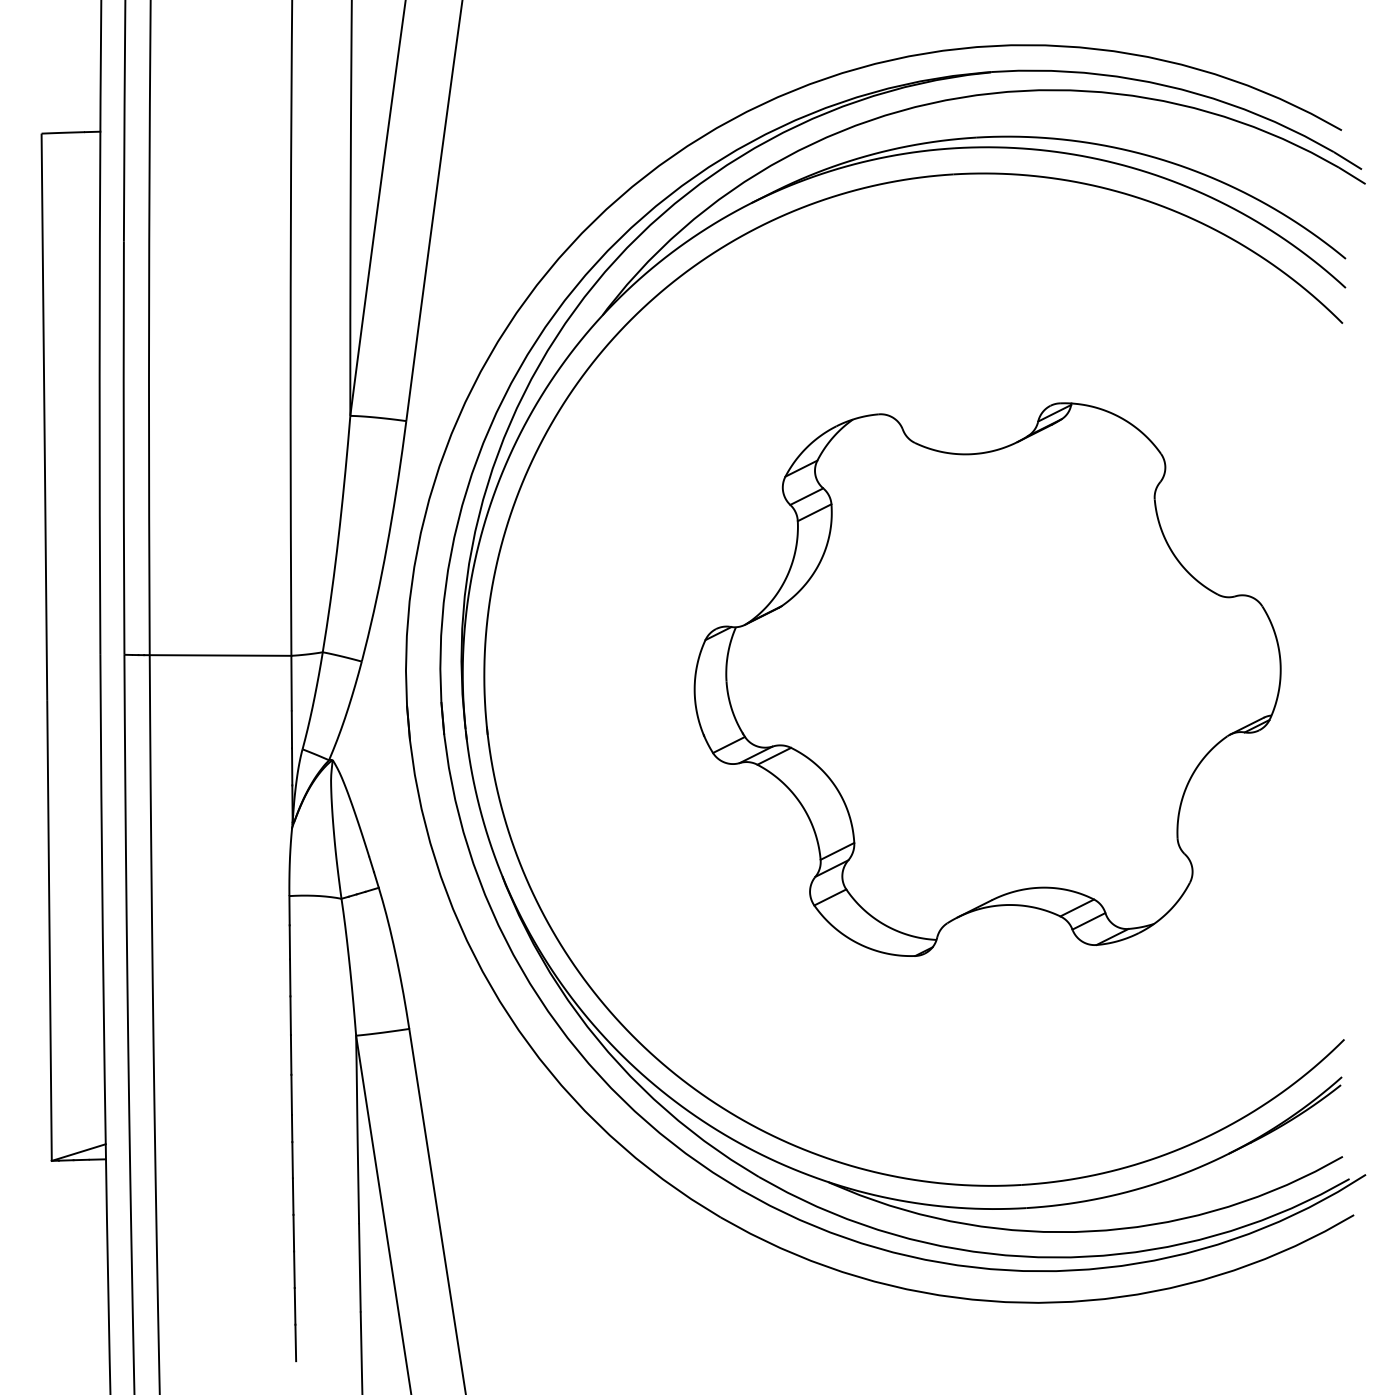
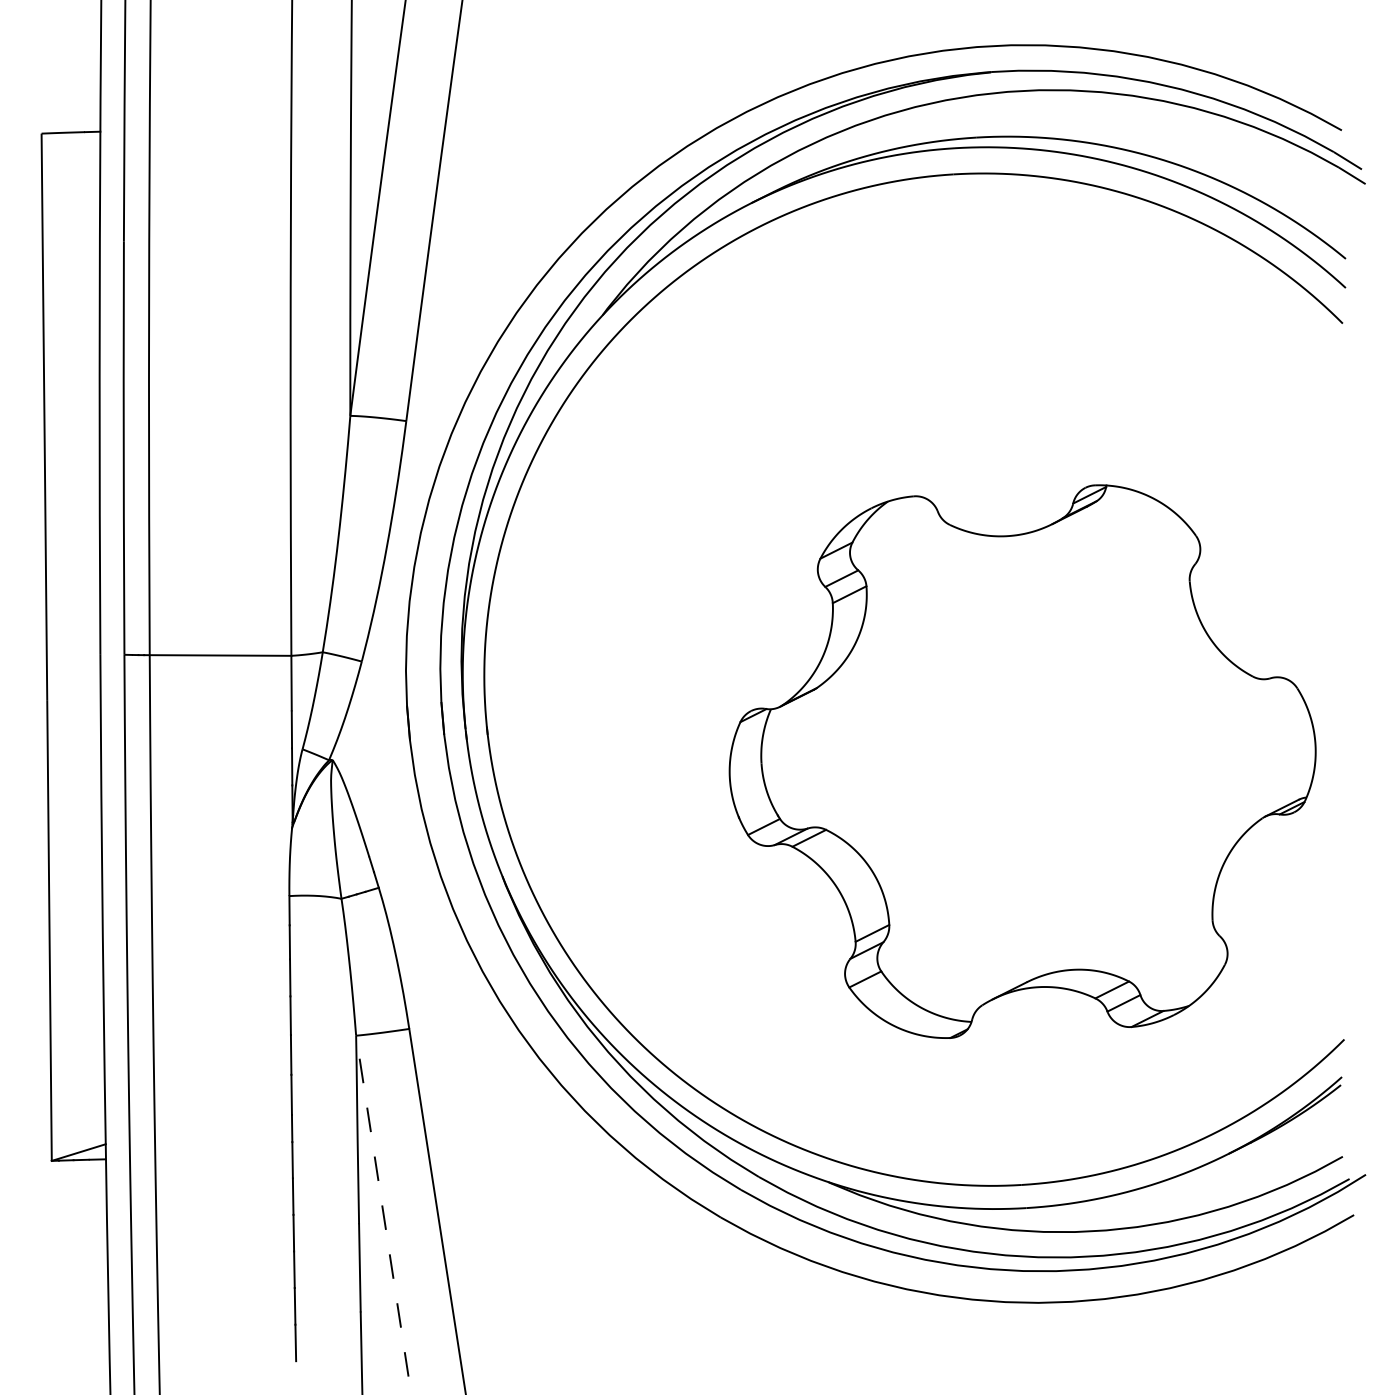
part position: (987, 679) -> (1022, 761) (1022, 761)
line: solid -> dashed (383, 1214)
